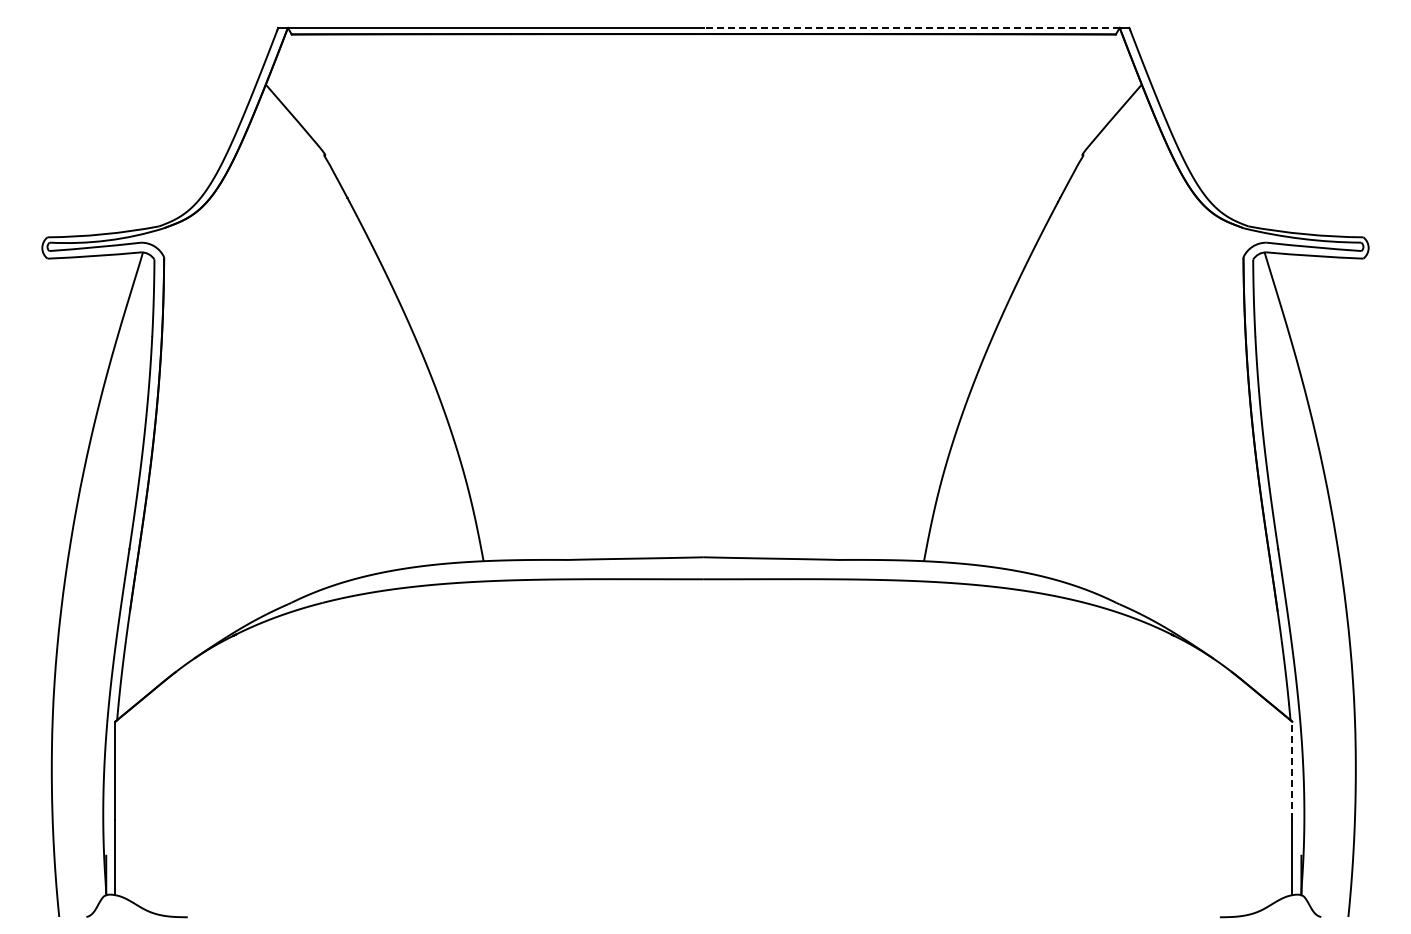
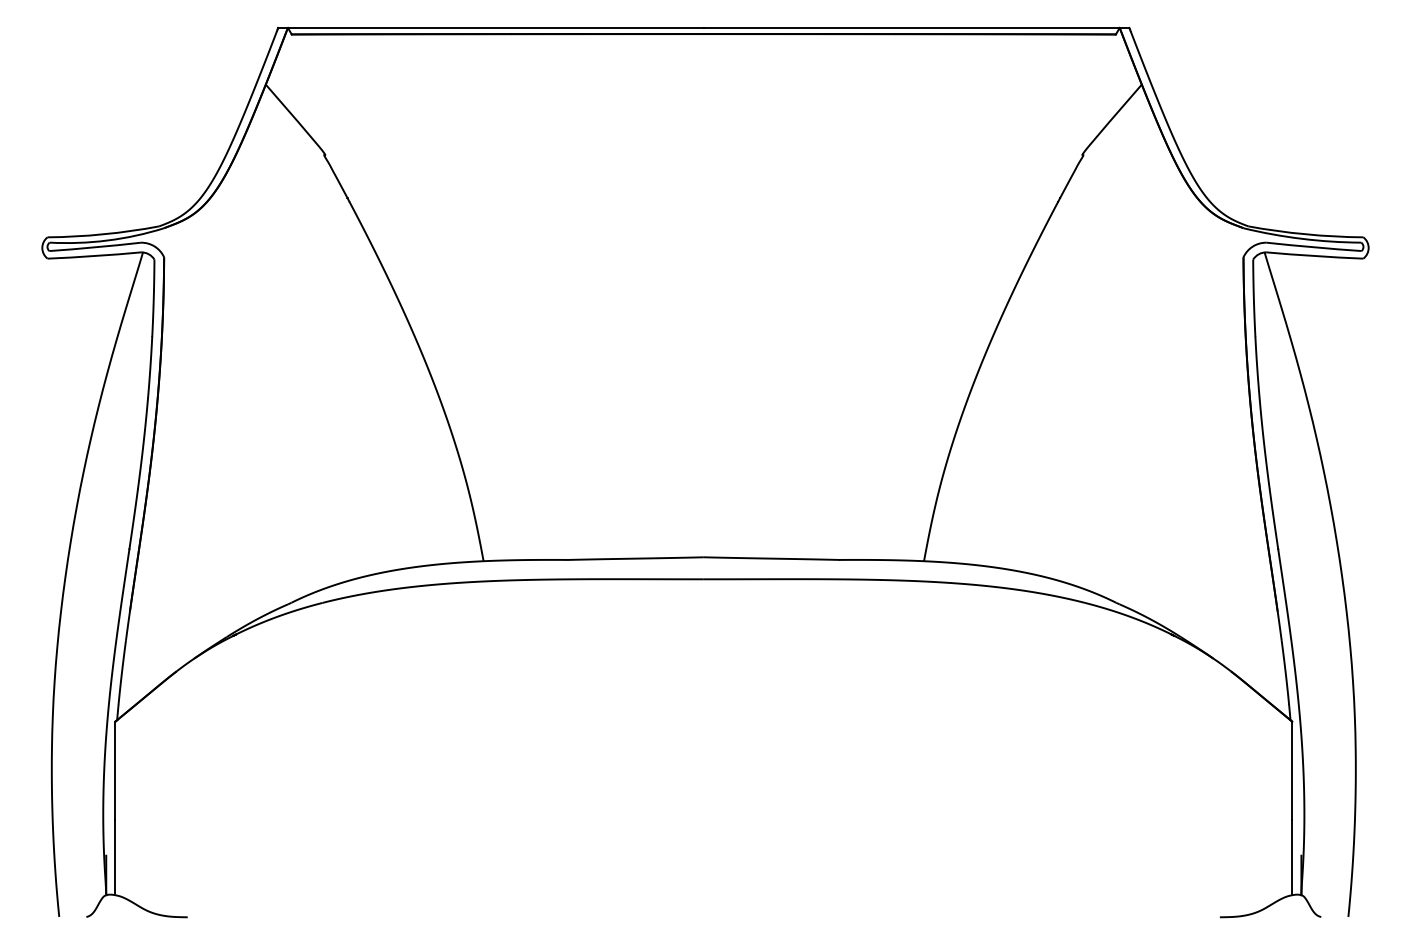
line: dashed -> solid (911, 27)
line: dashed -> solid (1292, 770)
